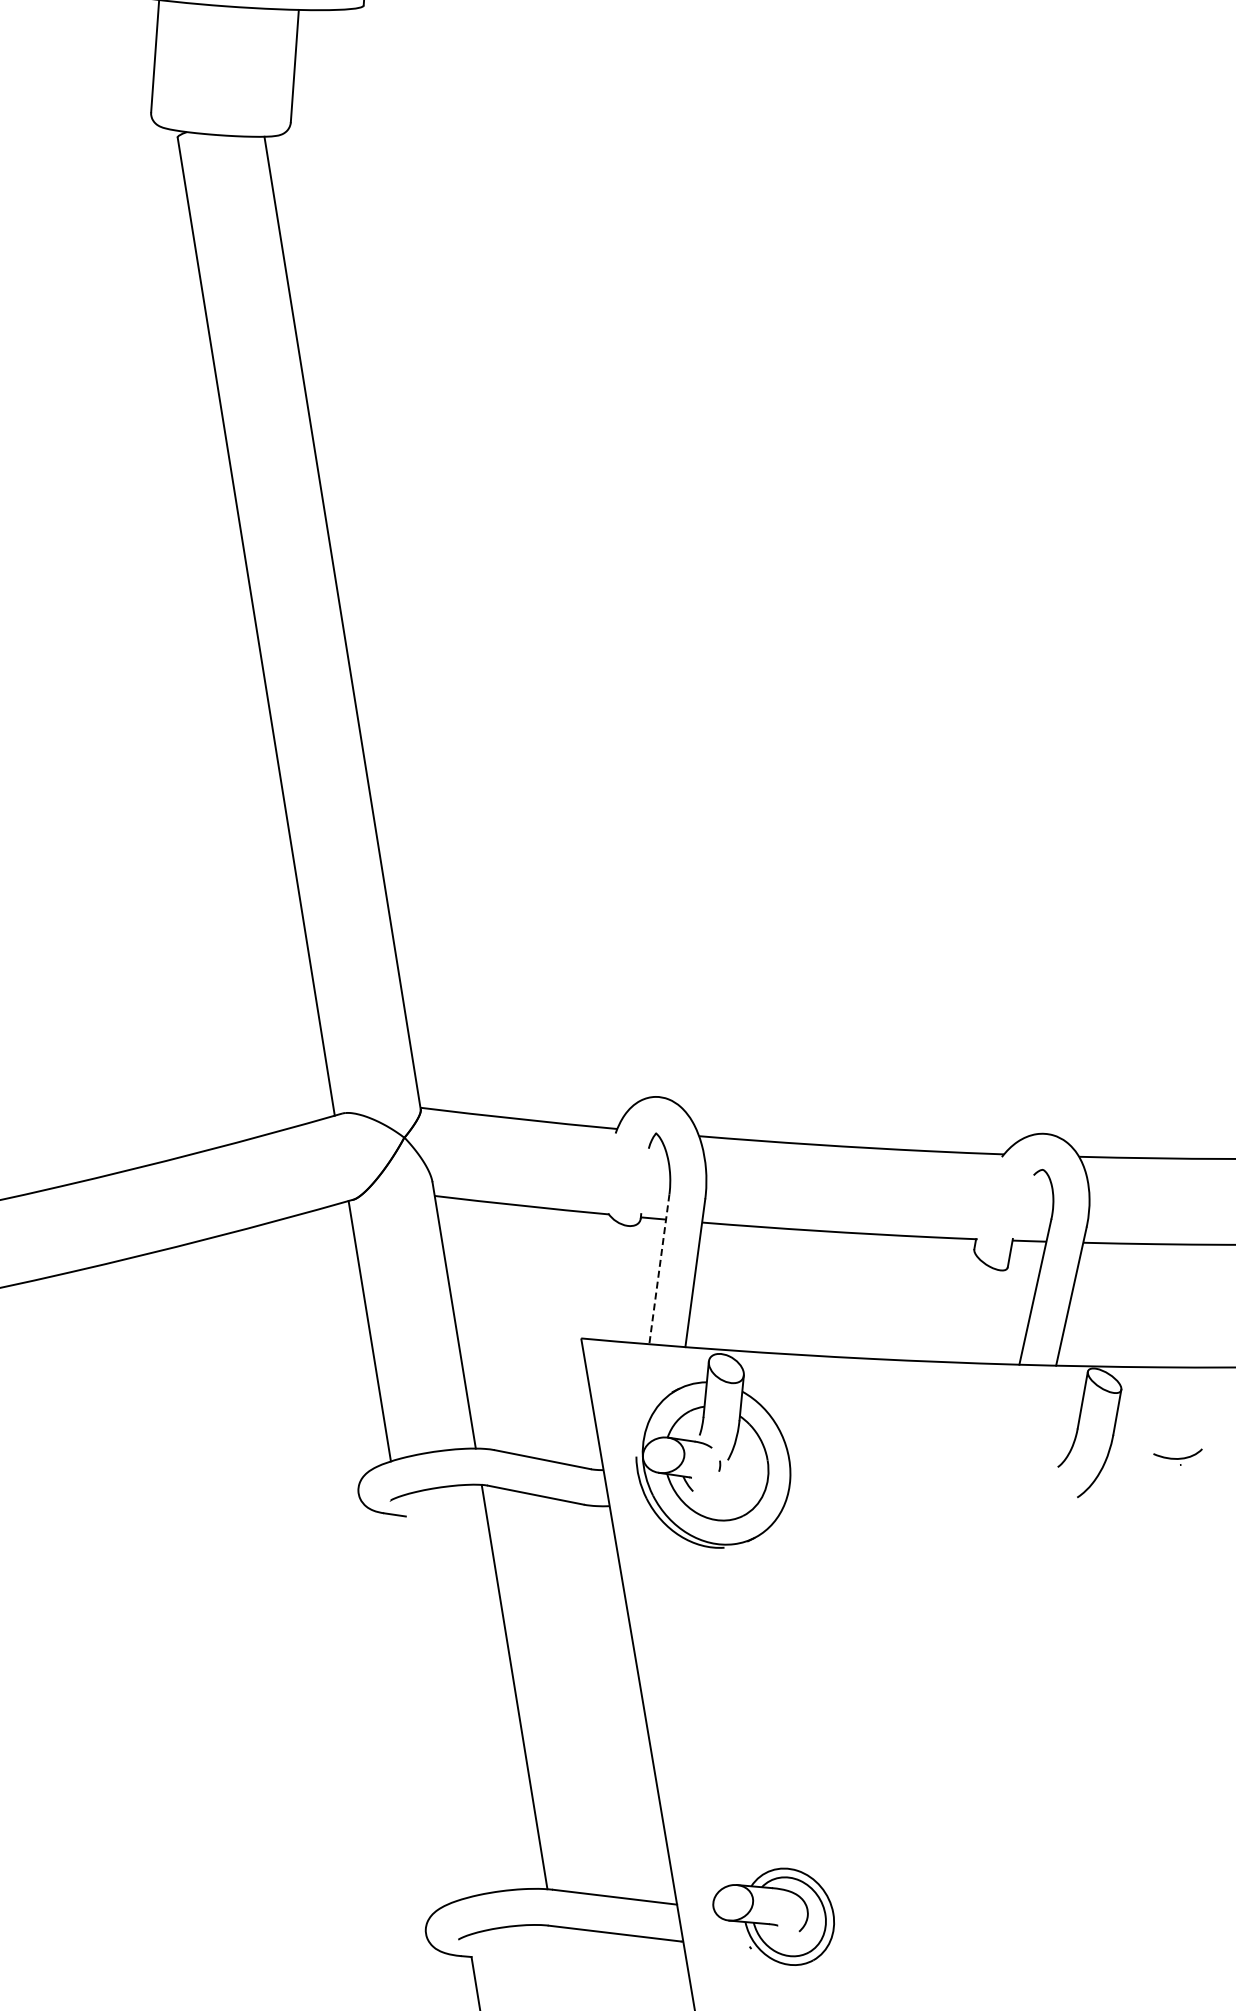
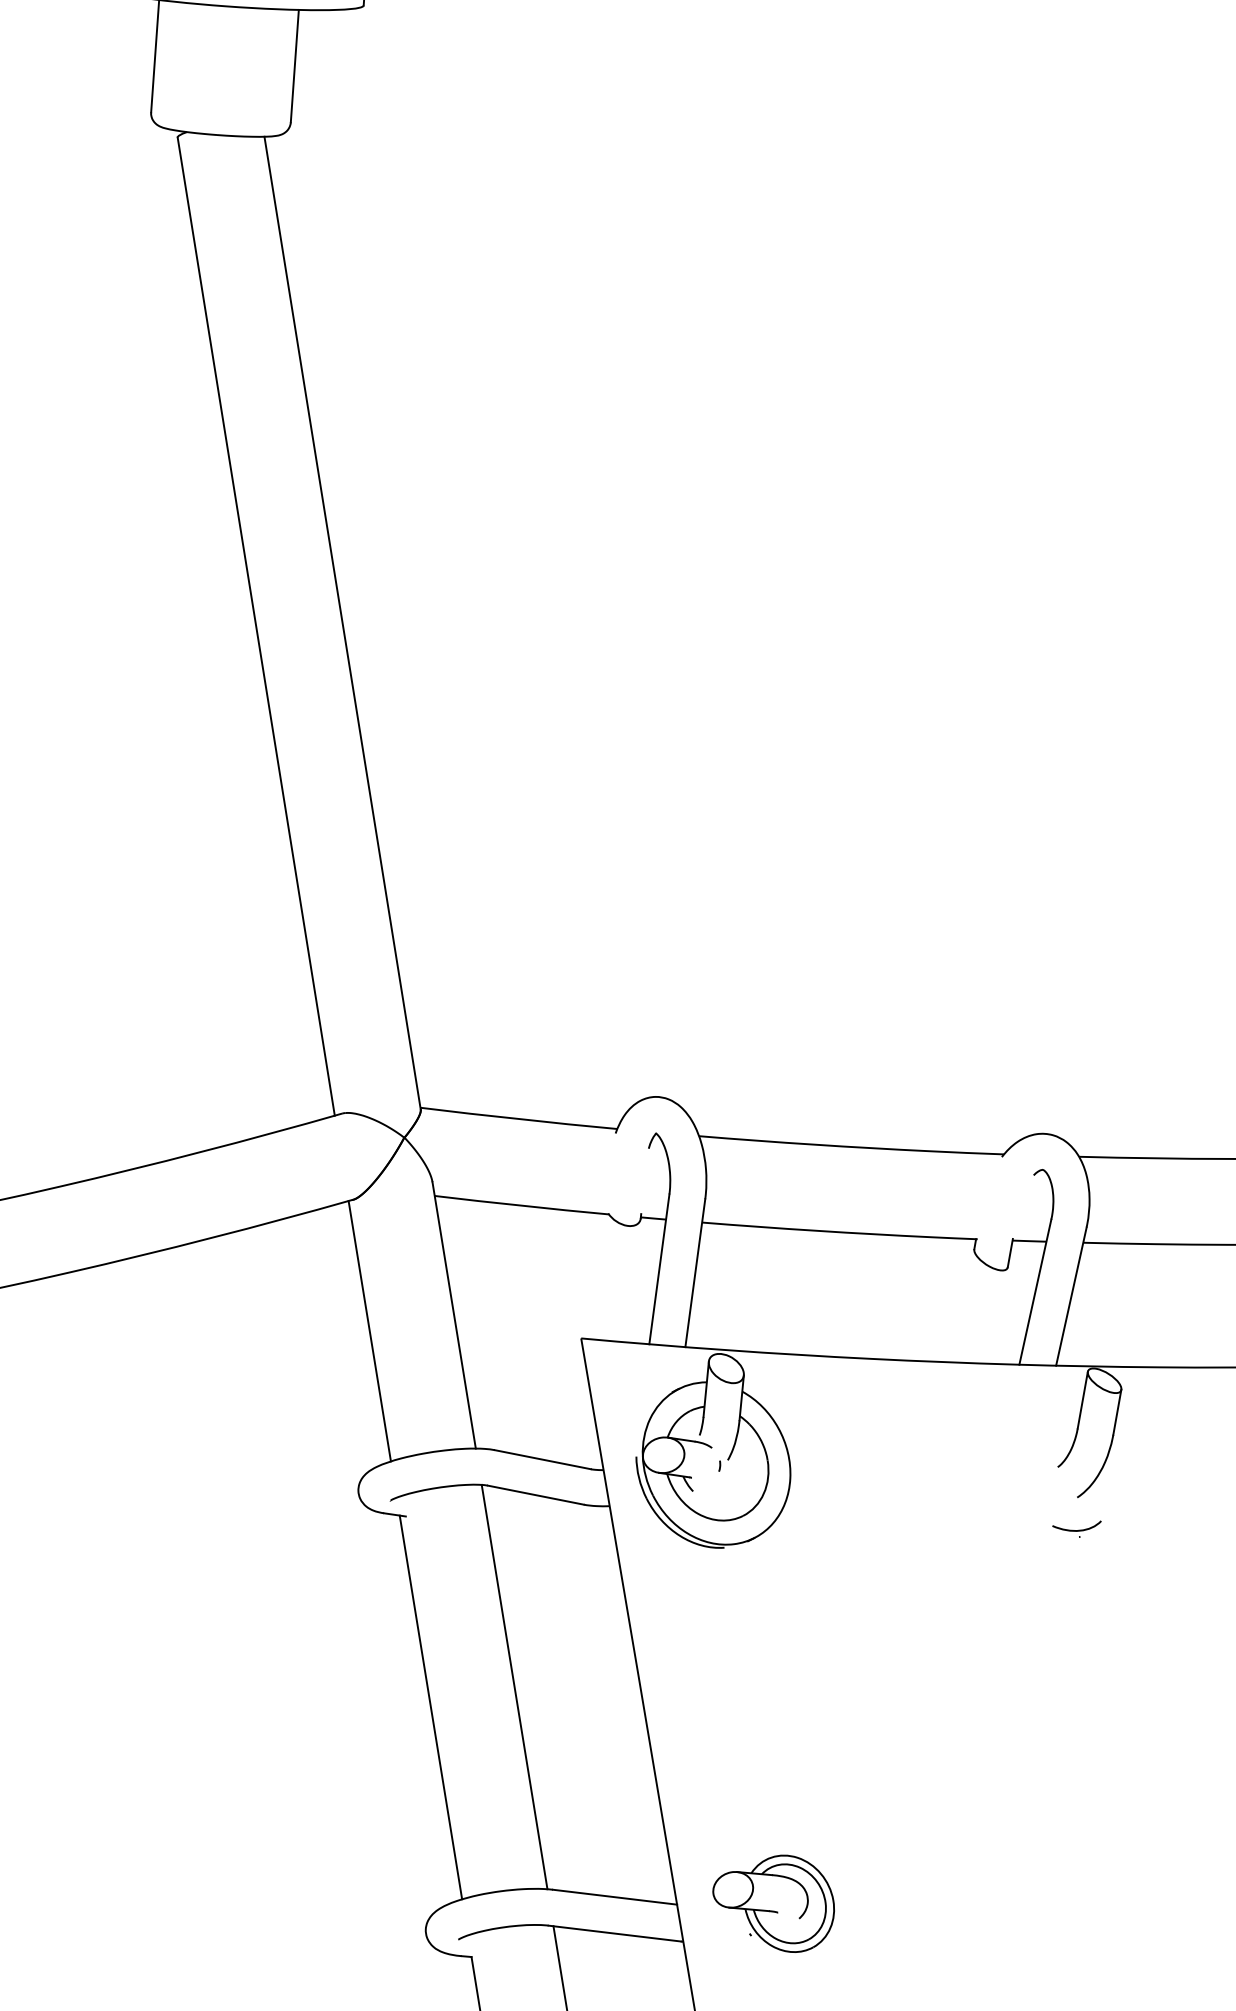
line: dashed -> solid (659, 1269)
part position: (1177, 1456) -> (1076, 1528) (1076, 1528)
line: none -> present (430, 1707)
part position: (773, 1916) -> (773, 1903) (773, 1903)
line: none -> present (559, 1966)
